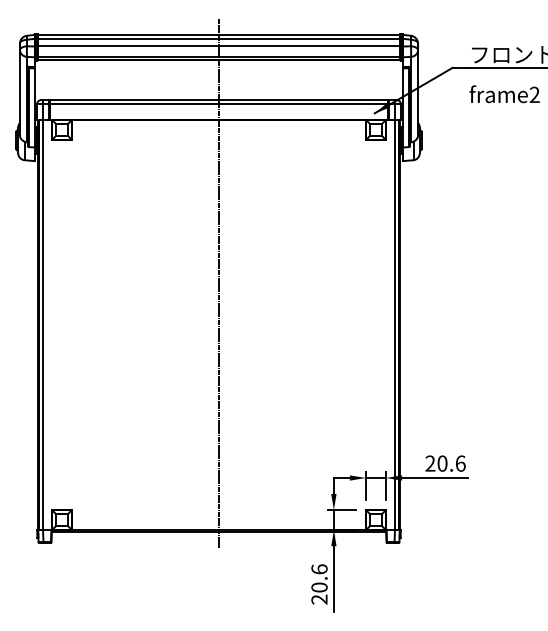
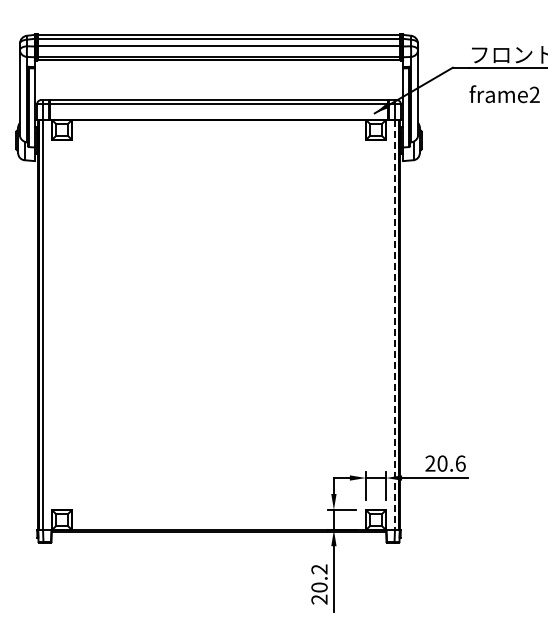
line: present -> none (219, 282)
line: solid -> dashed (394, 325)
text: 20.6 -> 20.2 (319, 569)
